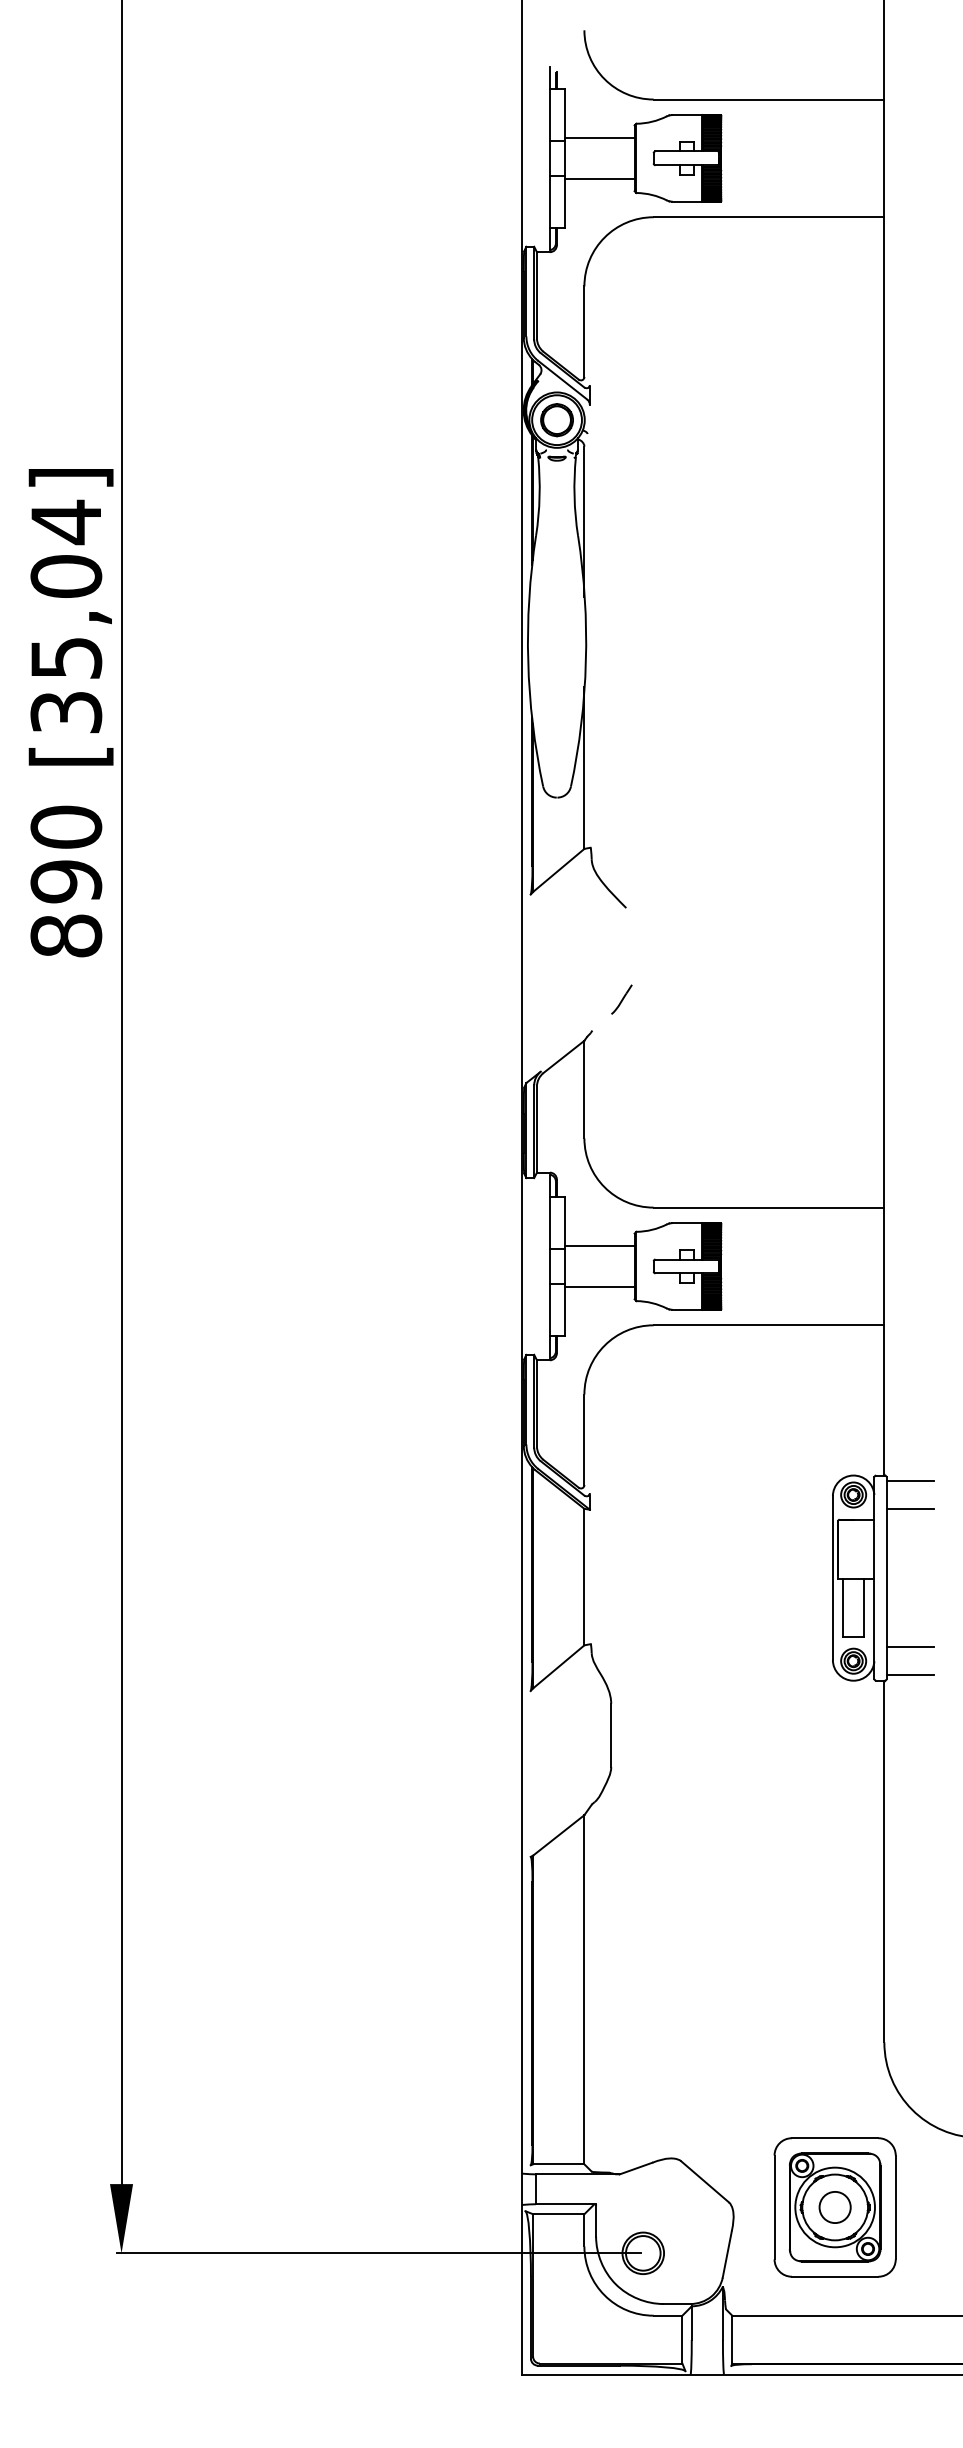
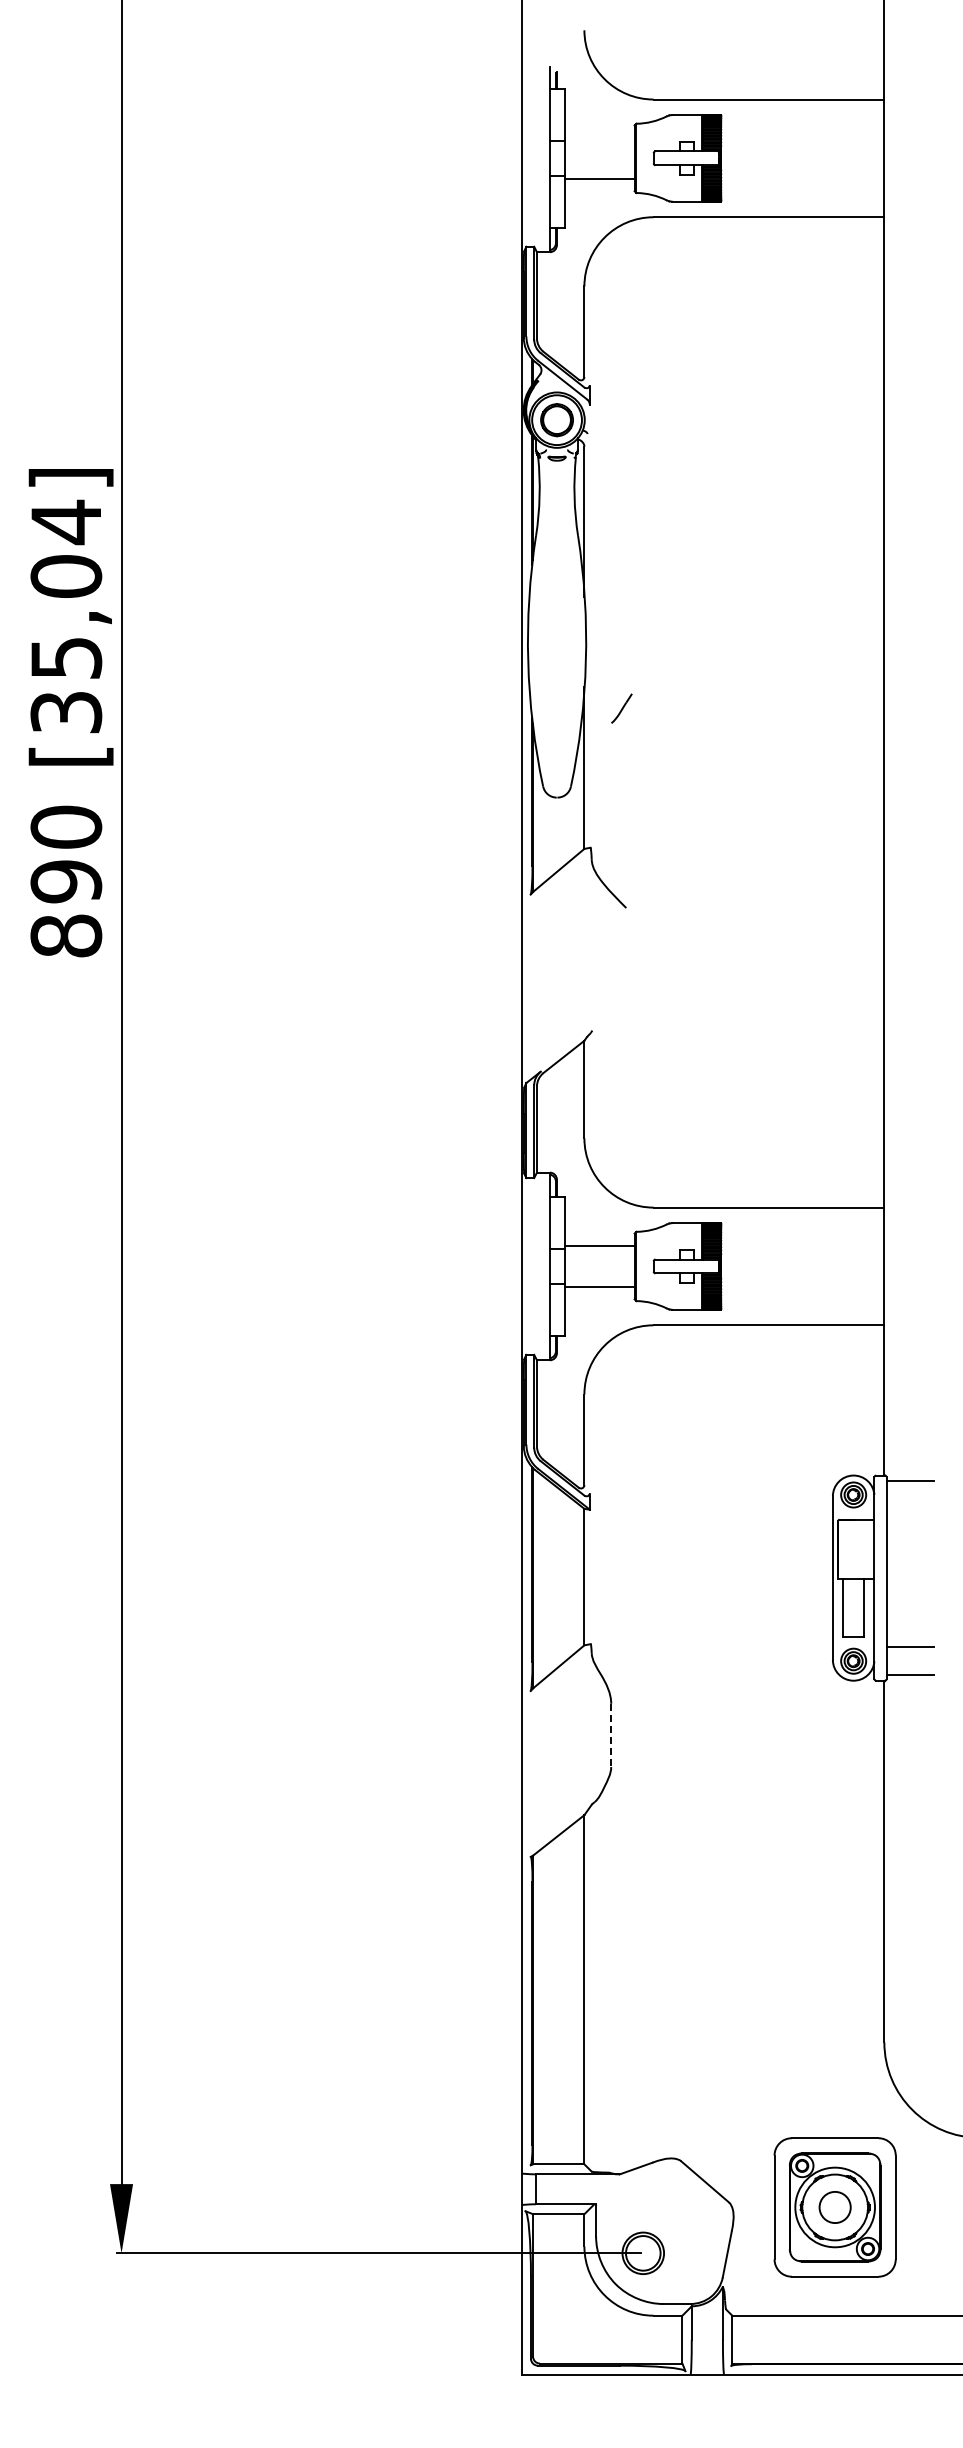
line: present -> none (599, 137)
line position: (621, 999) -> (621, 708) (621, 708)
line: present -> none (910, 1508)
line: solid -> dashed (611, 1735)
